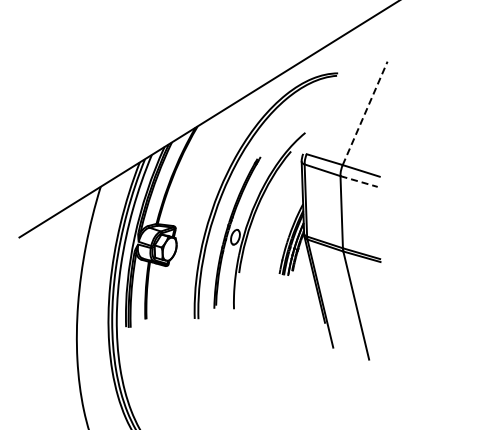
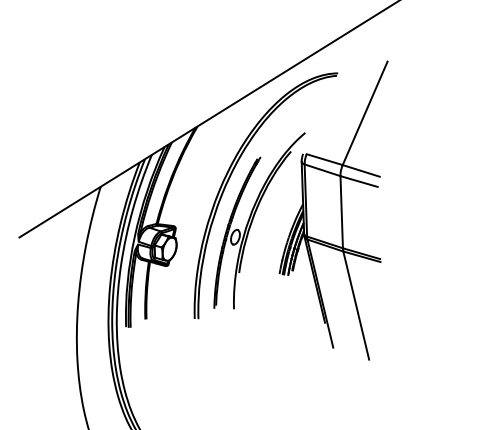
line: dashed -> solid (365, 112)
line: dashed -> solid (359, 181)
